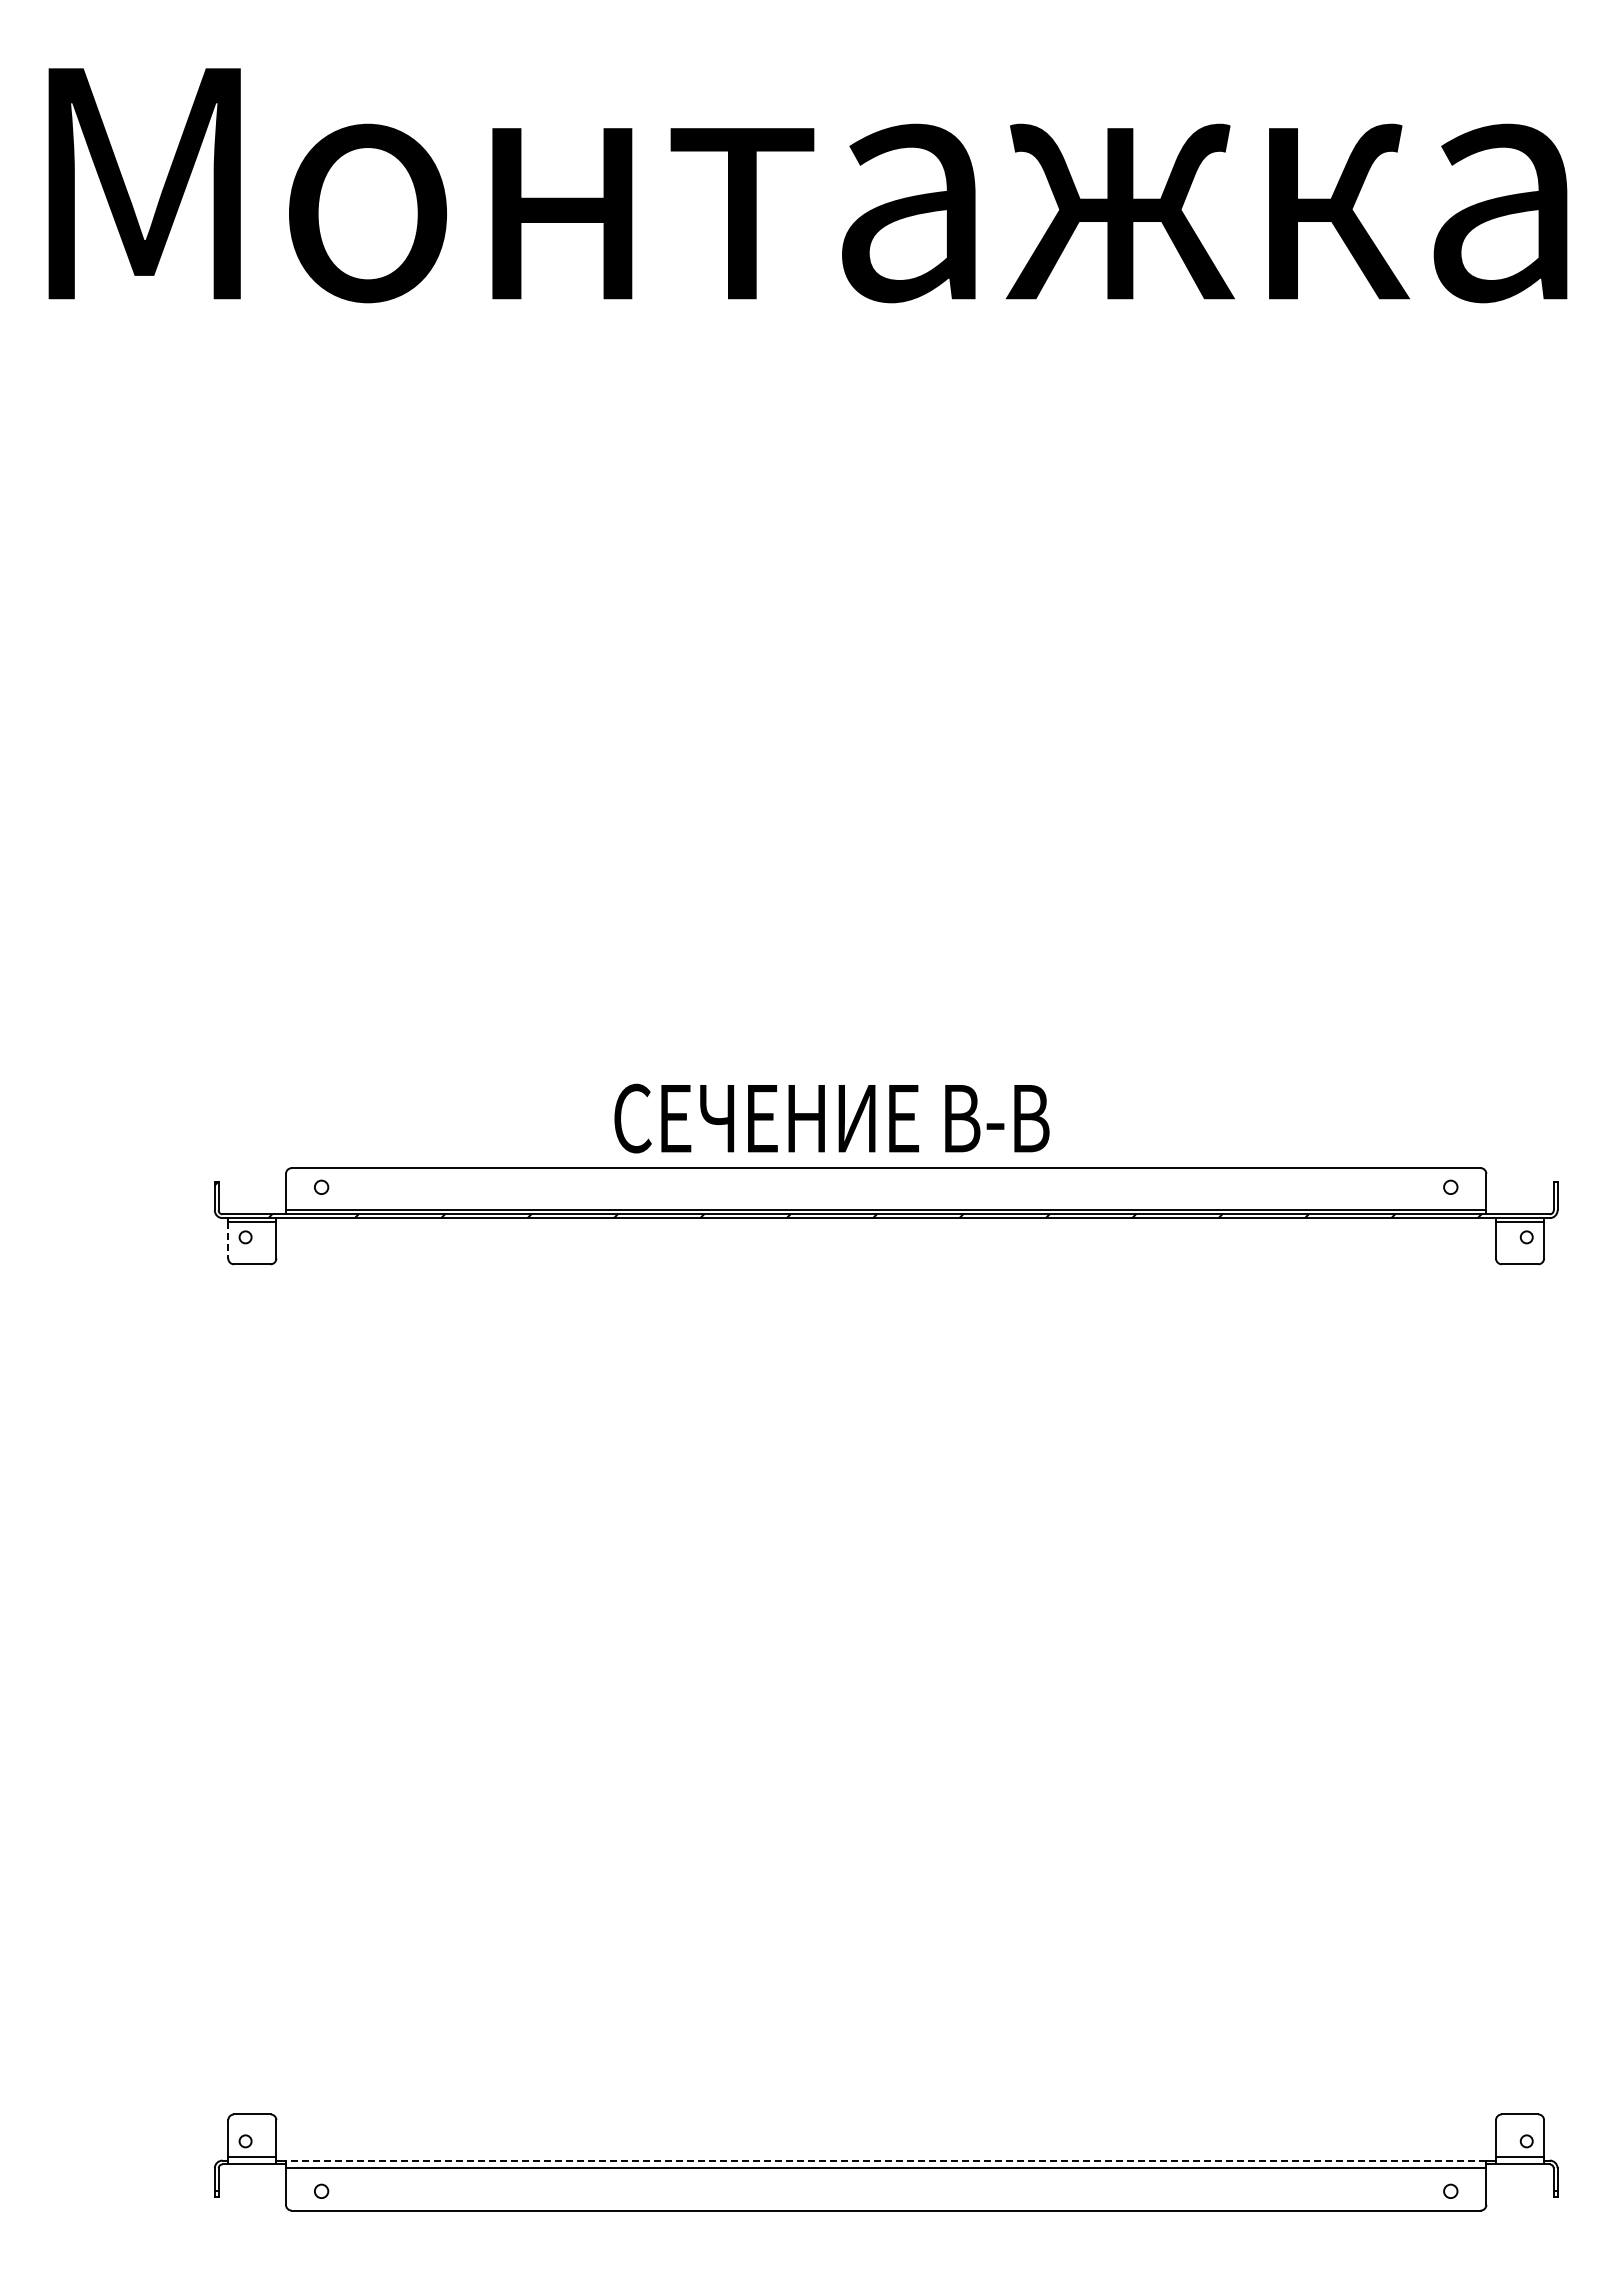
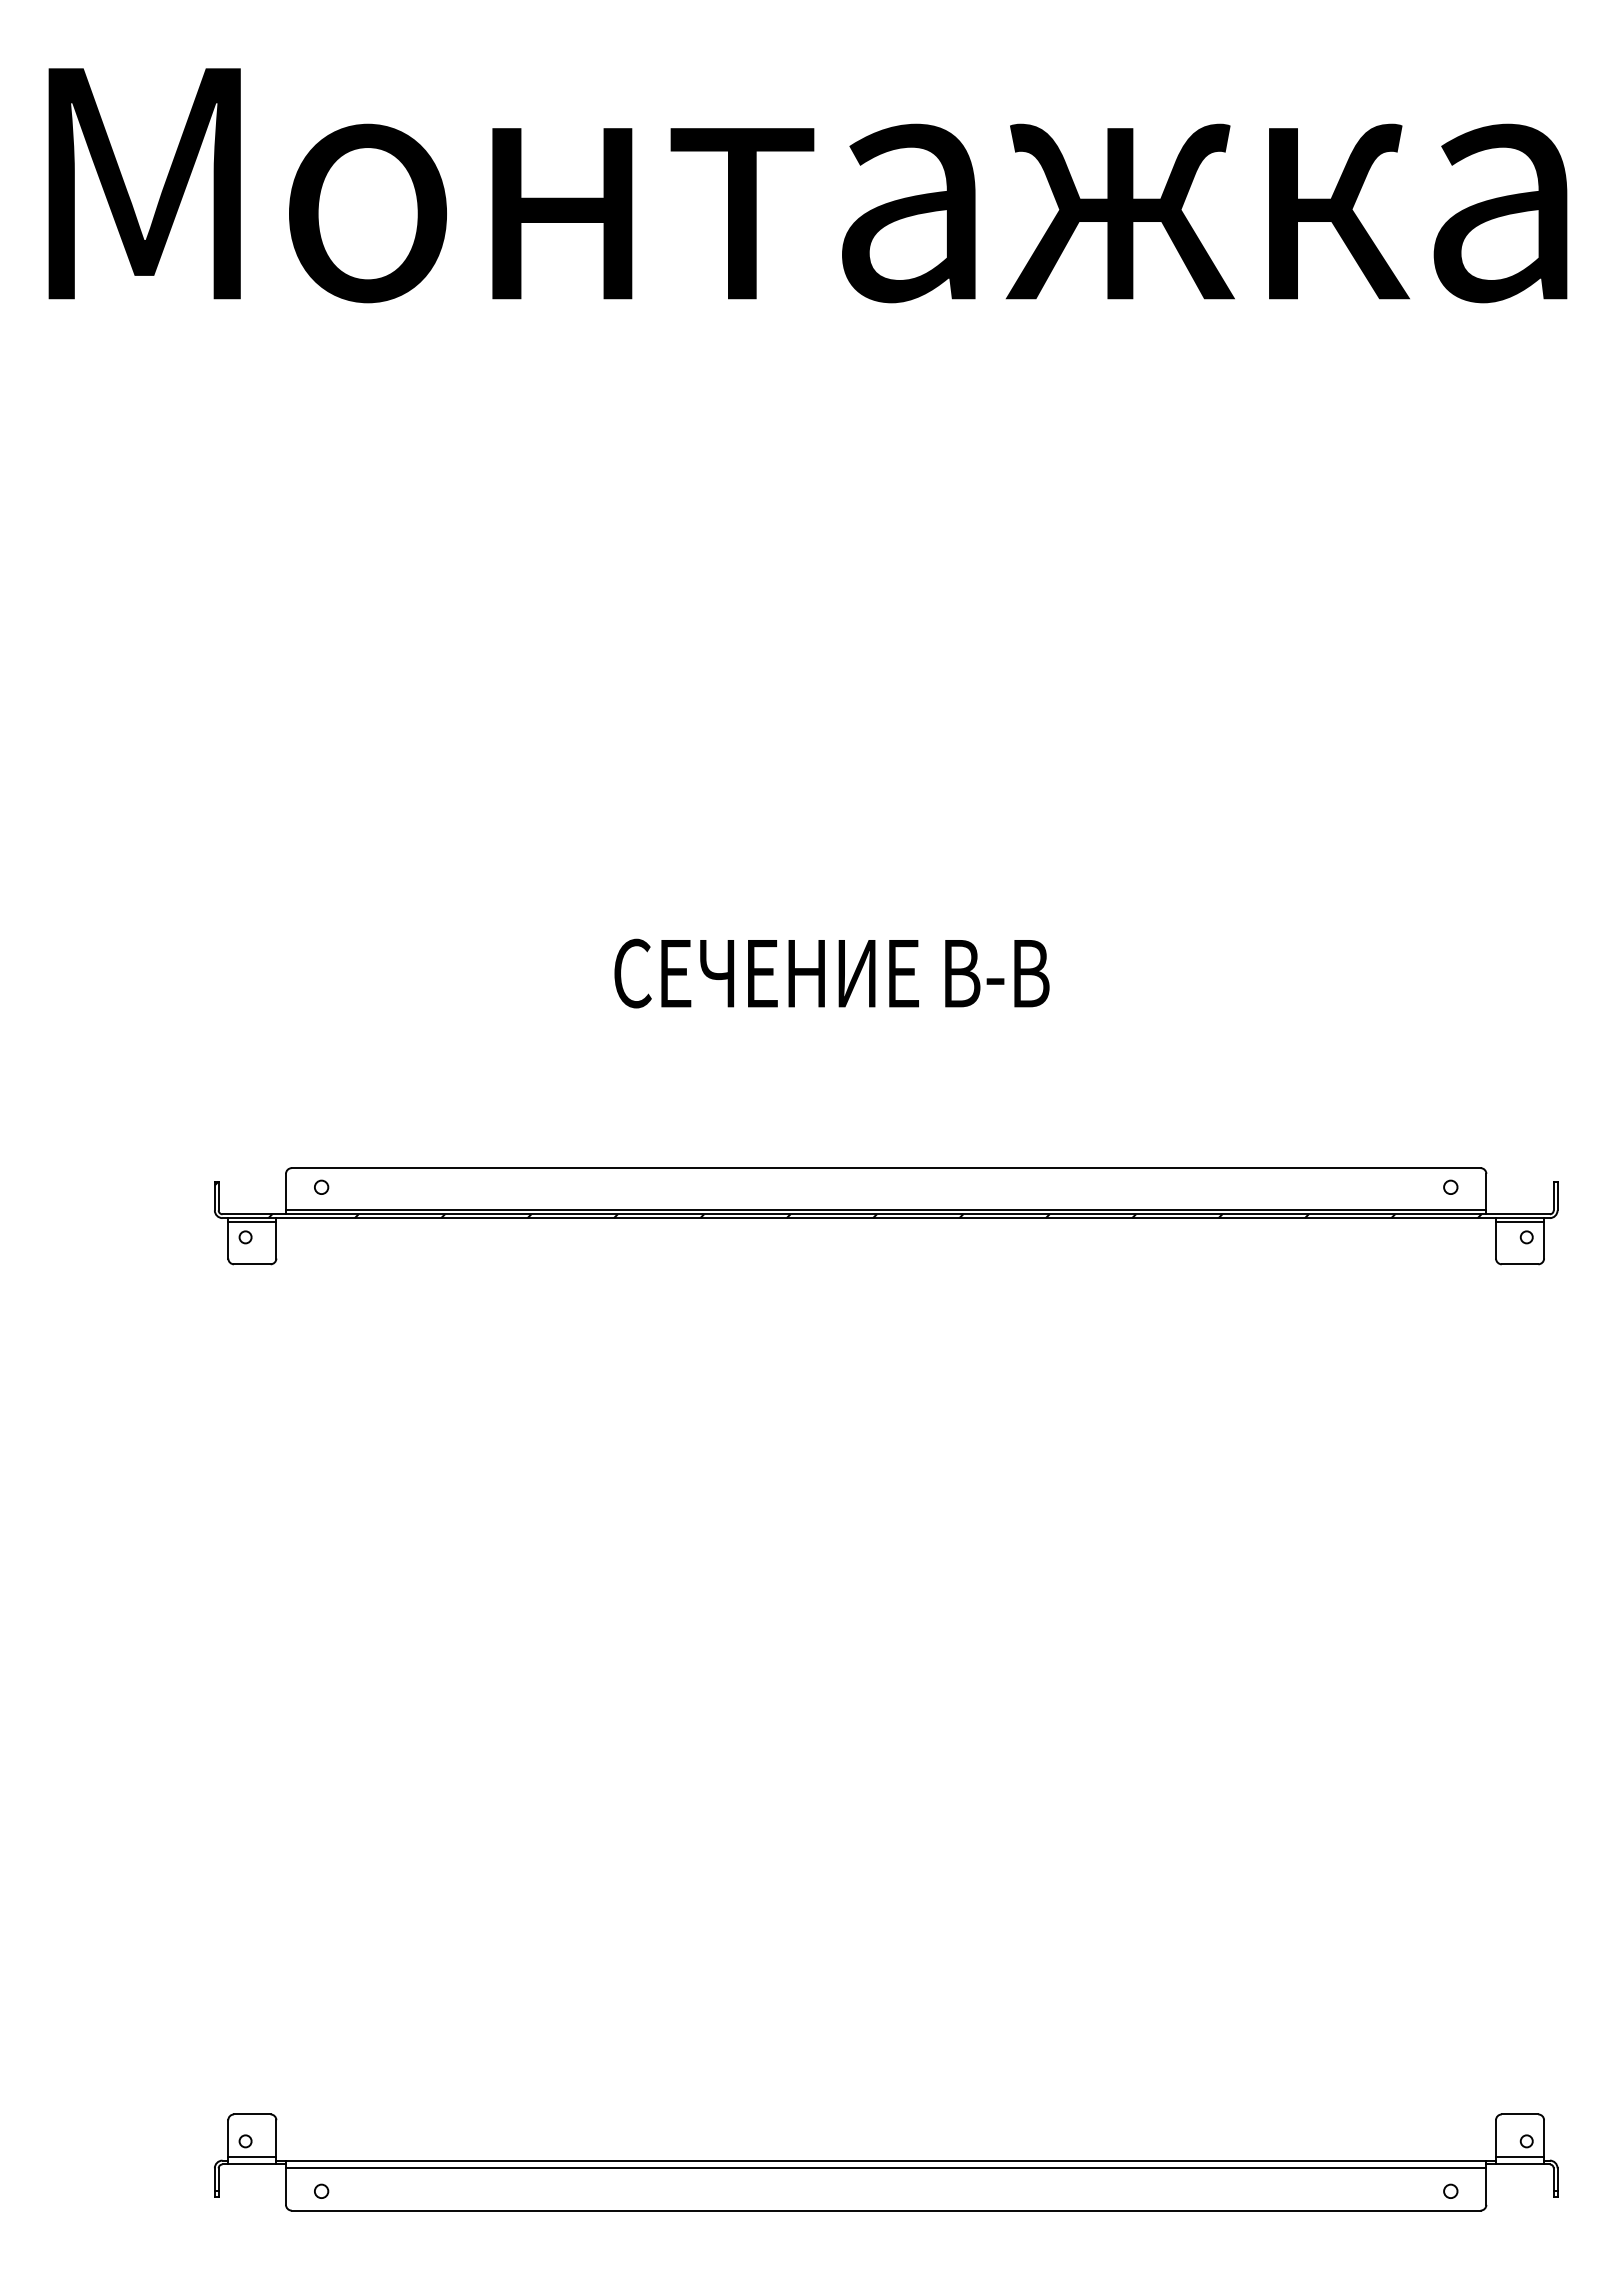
text position: (831, 1118) -> (831, 973) (831, 973)
line: dashed -> solid (228, 1240)
line: dashed -> solid (885, 2160)
